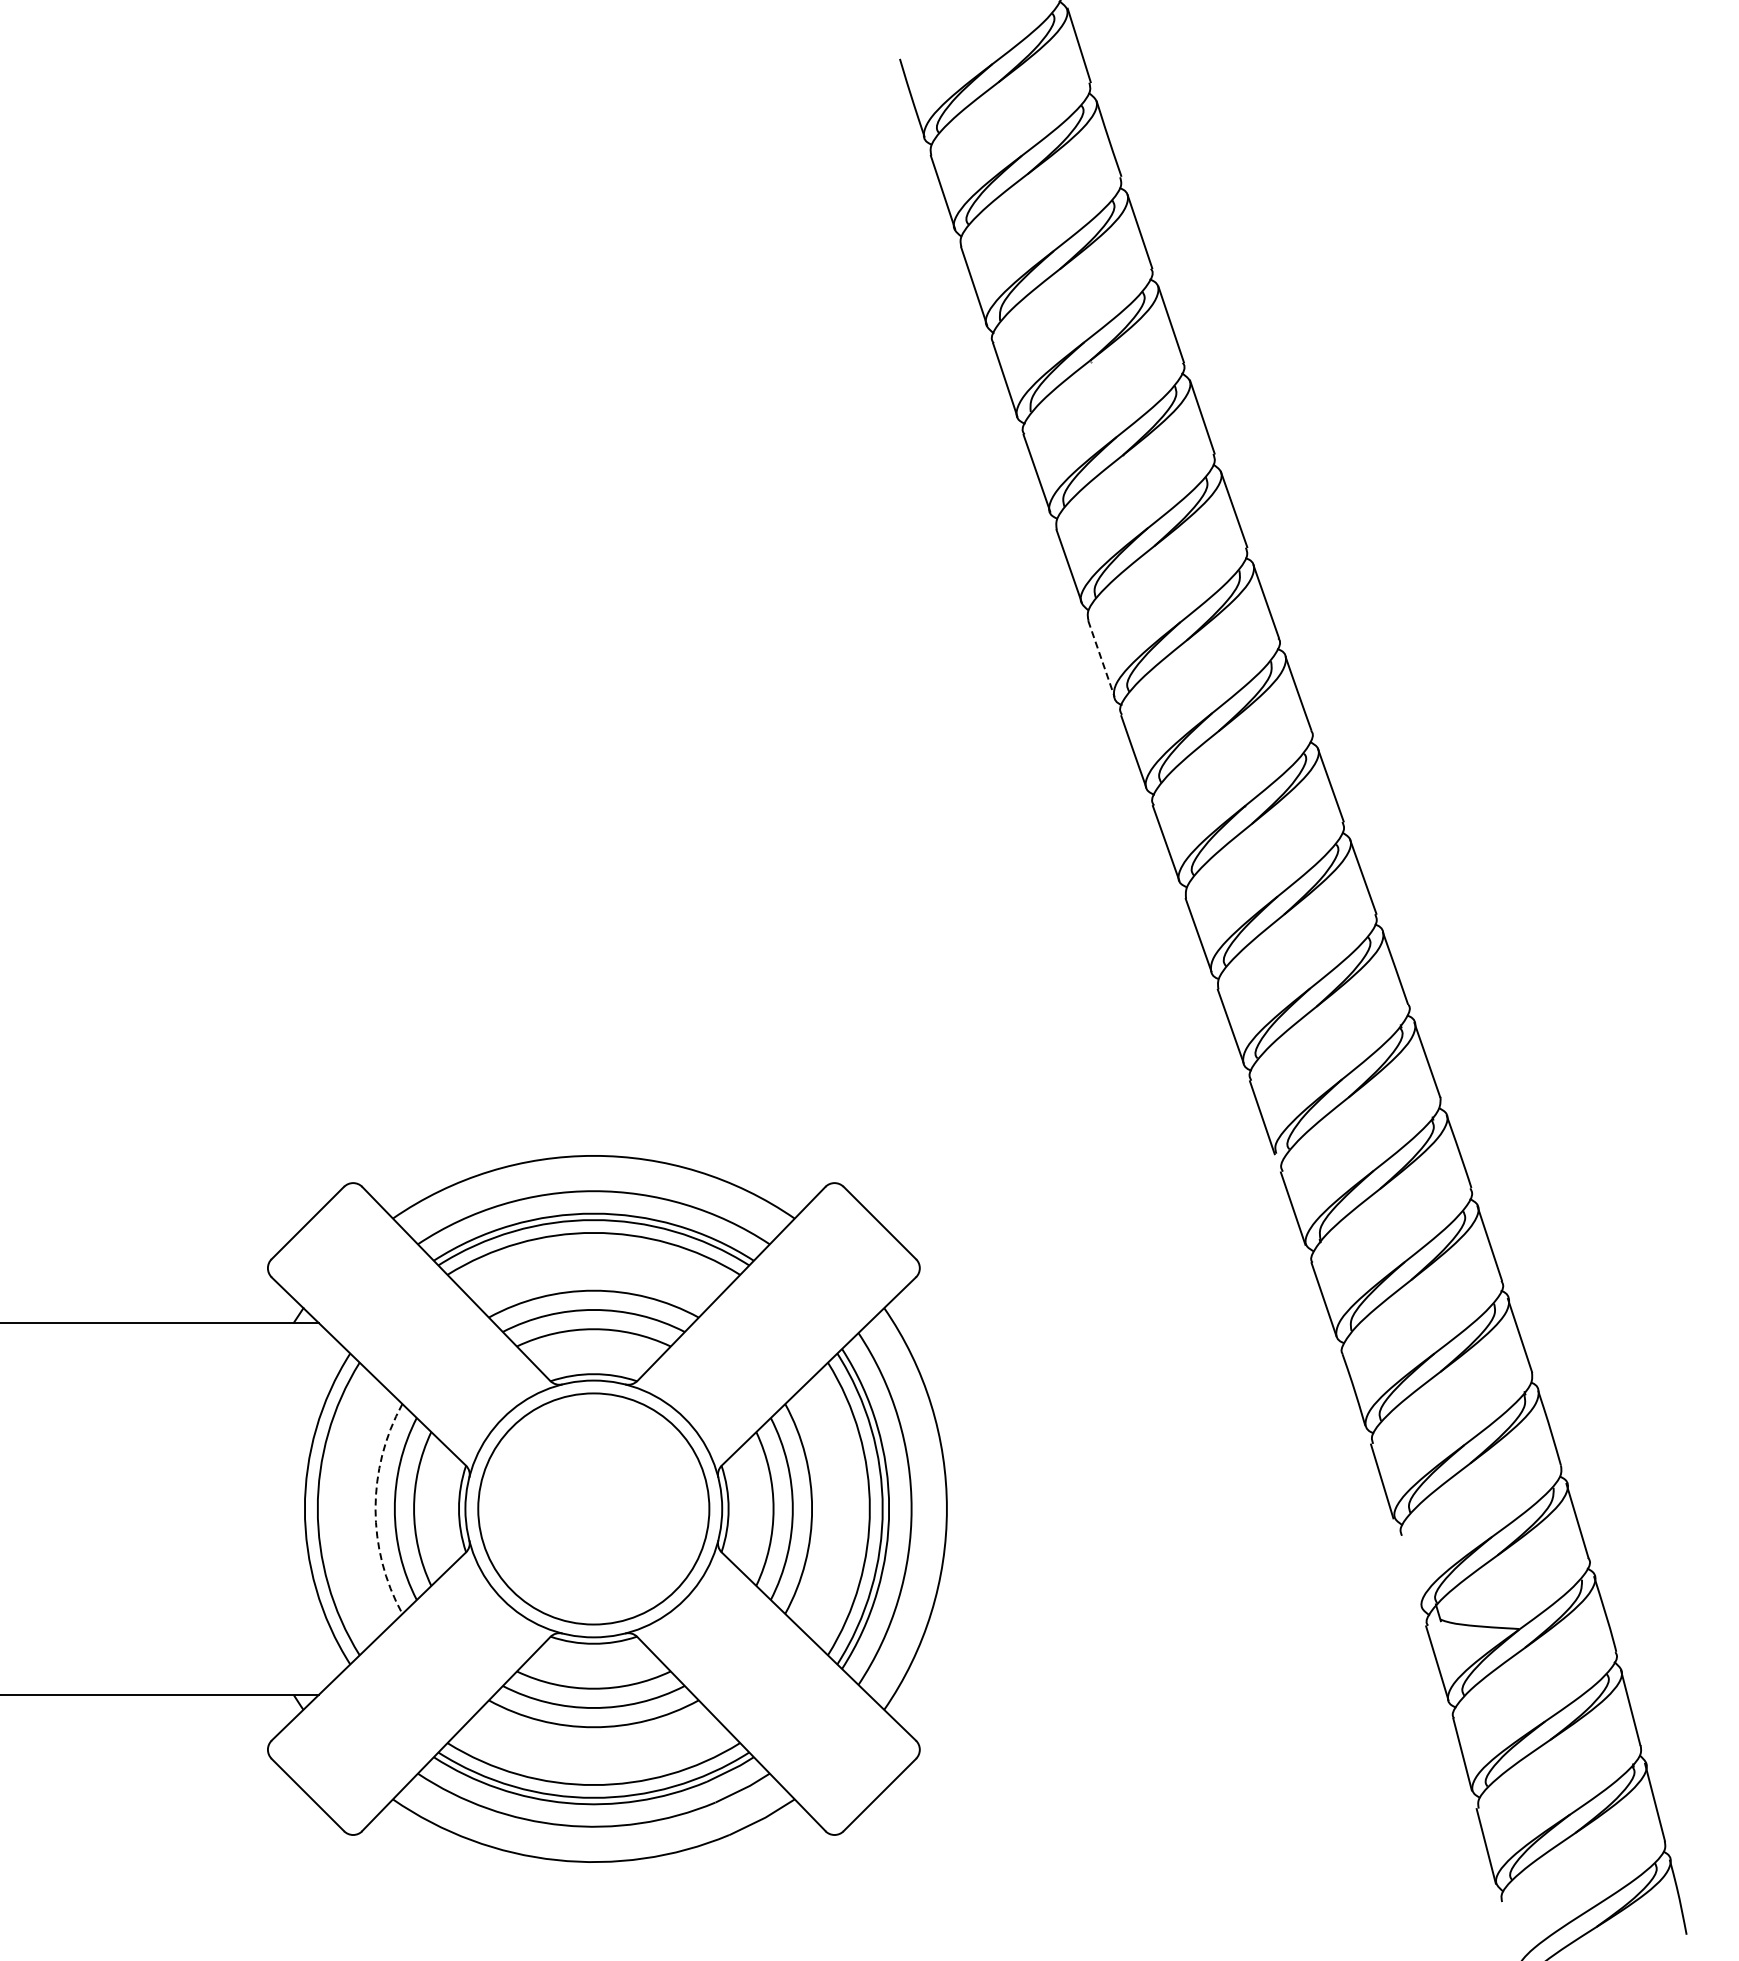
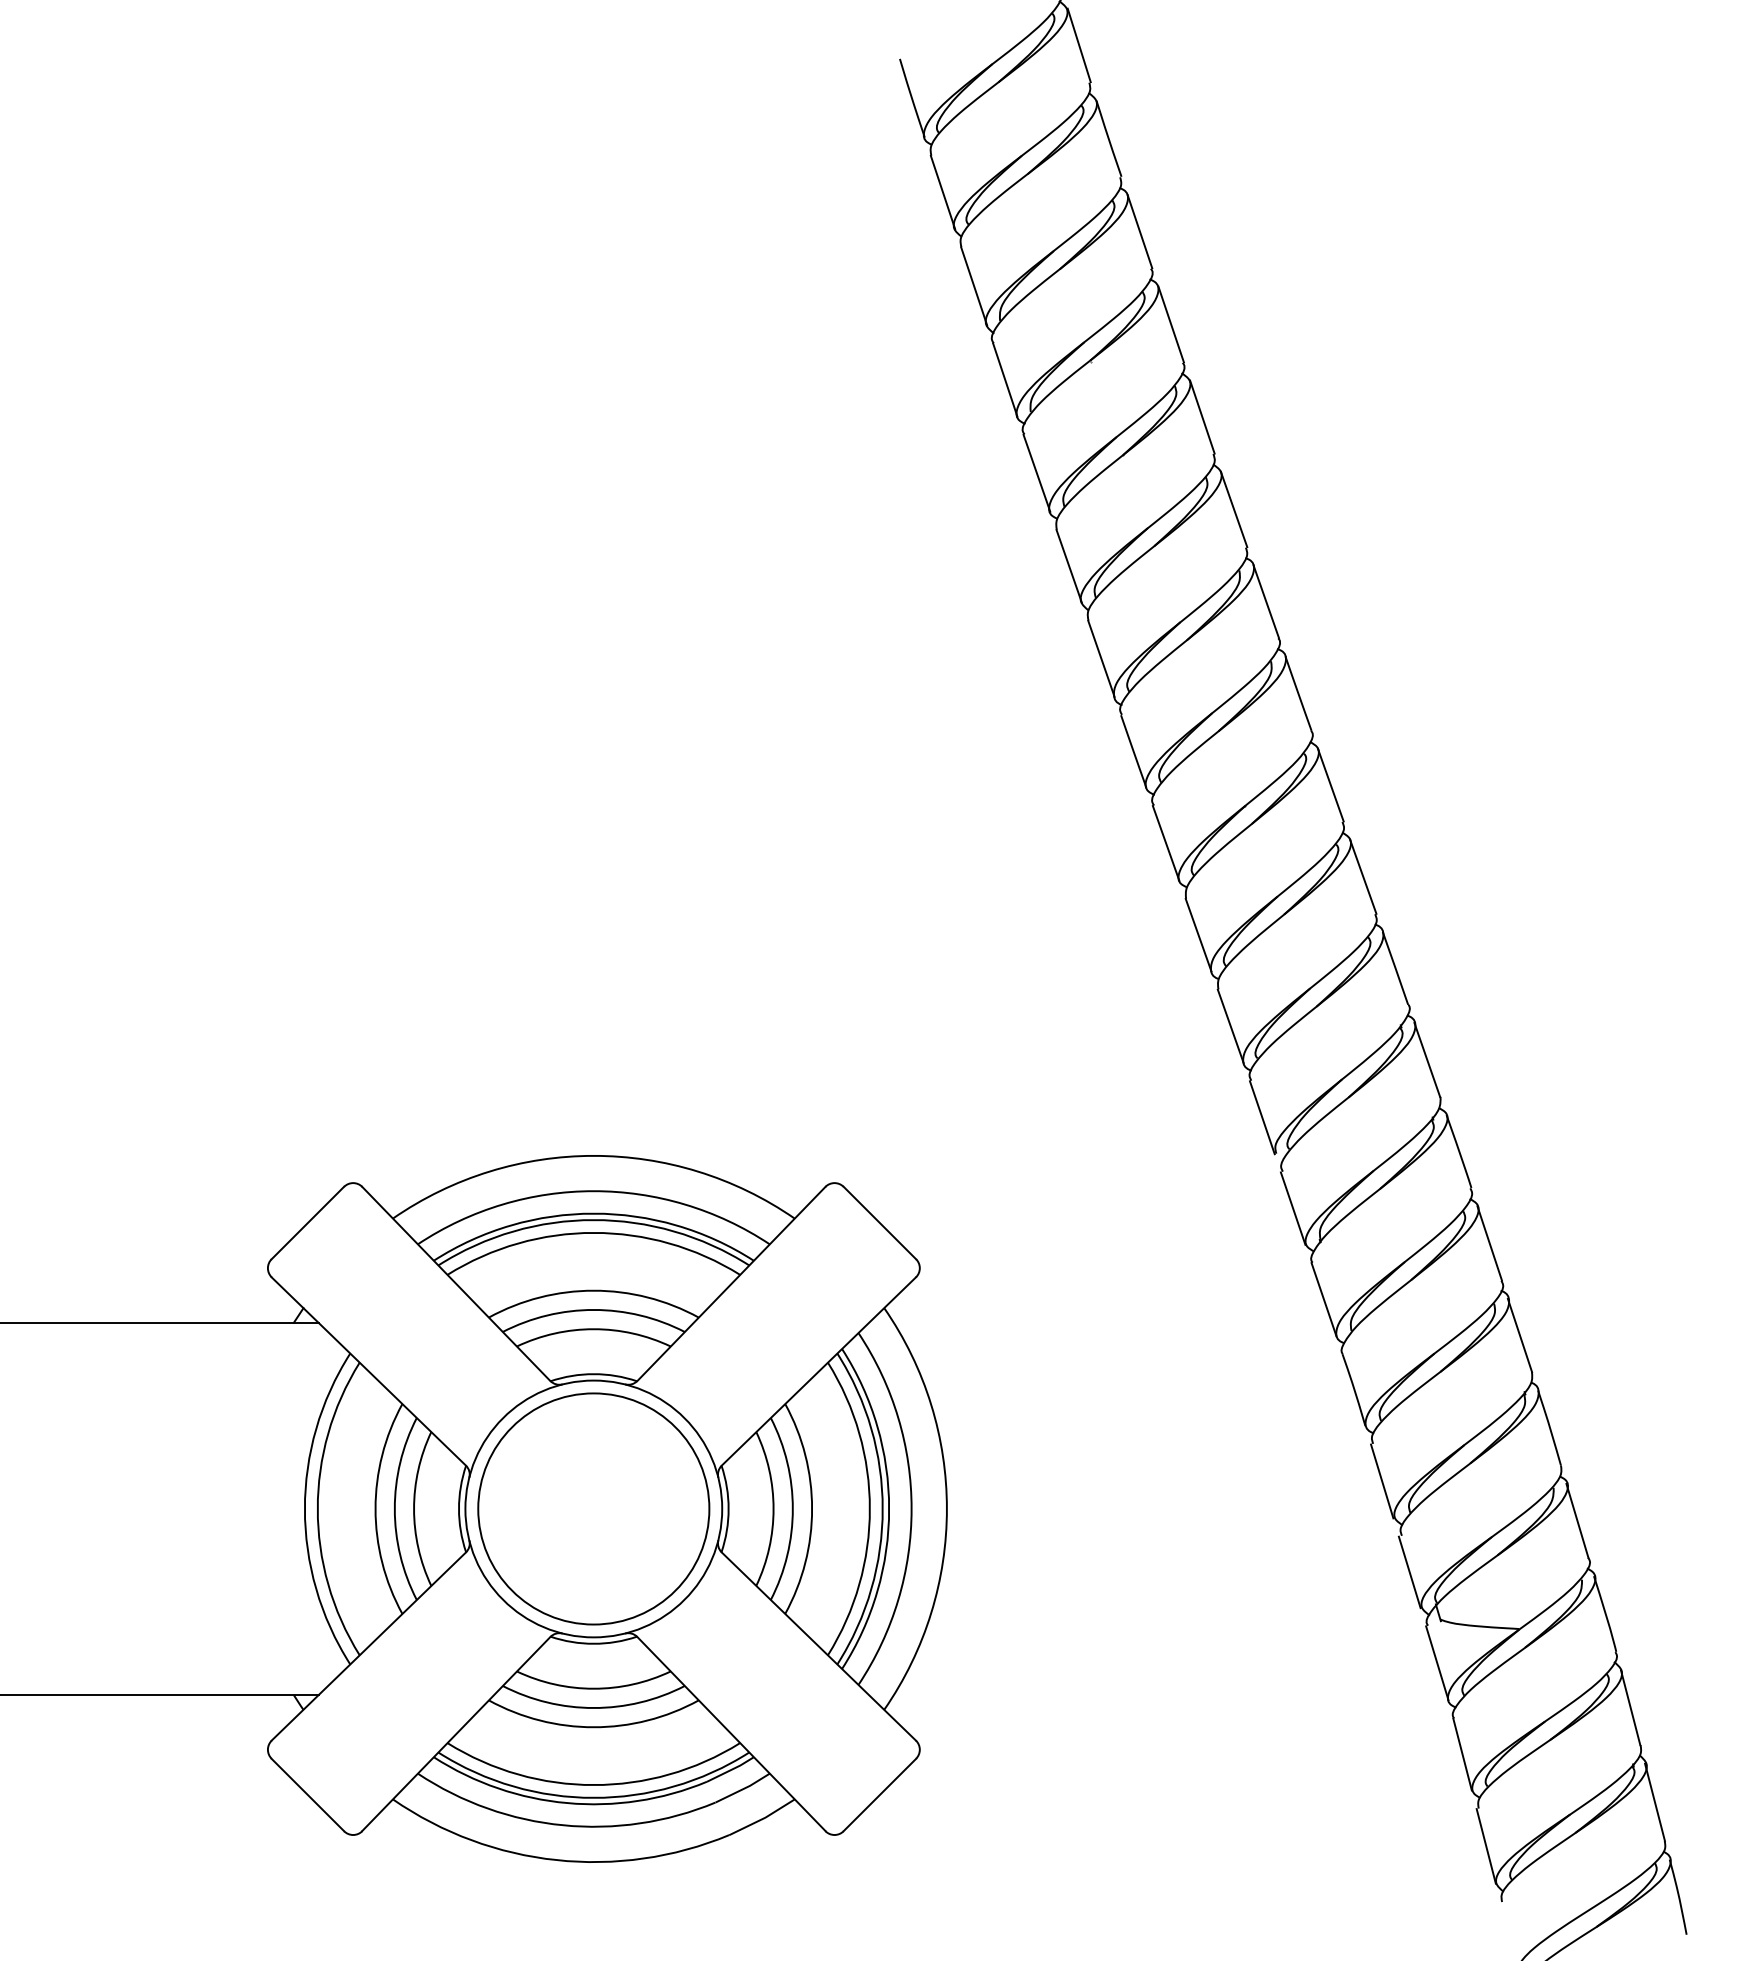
line: dashed -> solid (1101, 659)
arc: dashed -> solid (375, 1508)
line: none -> present (1409, 1572)
